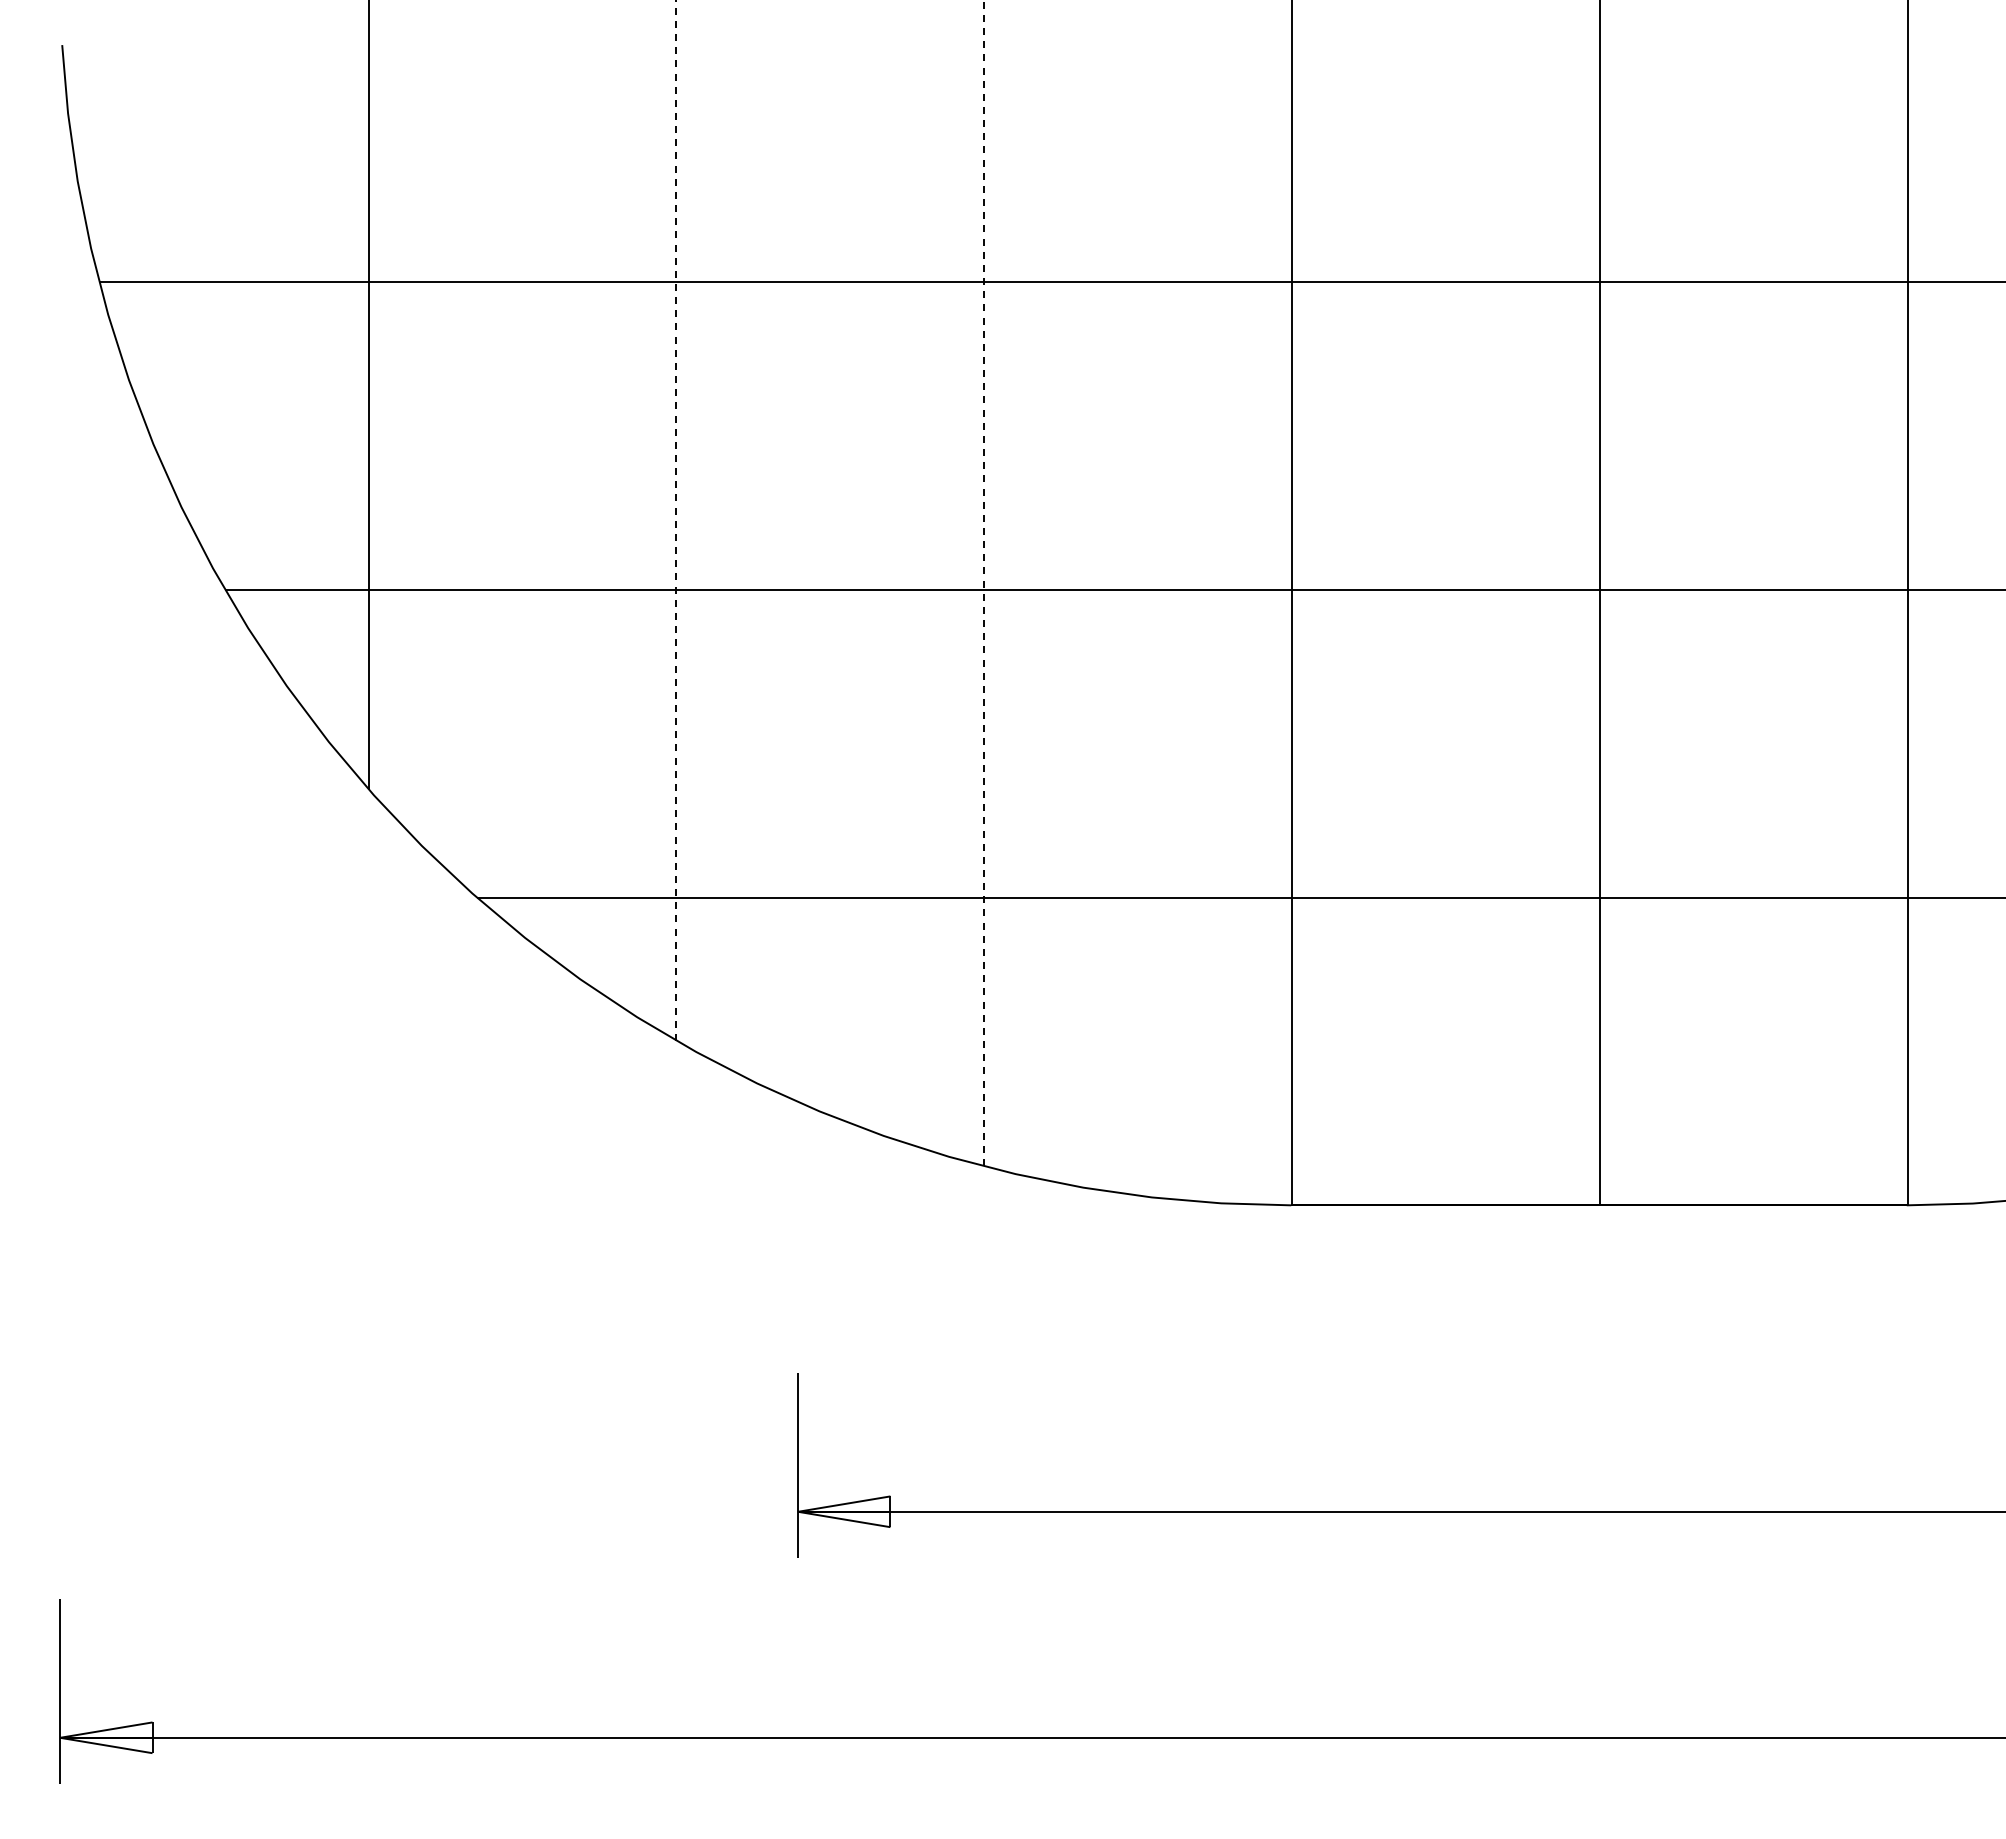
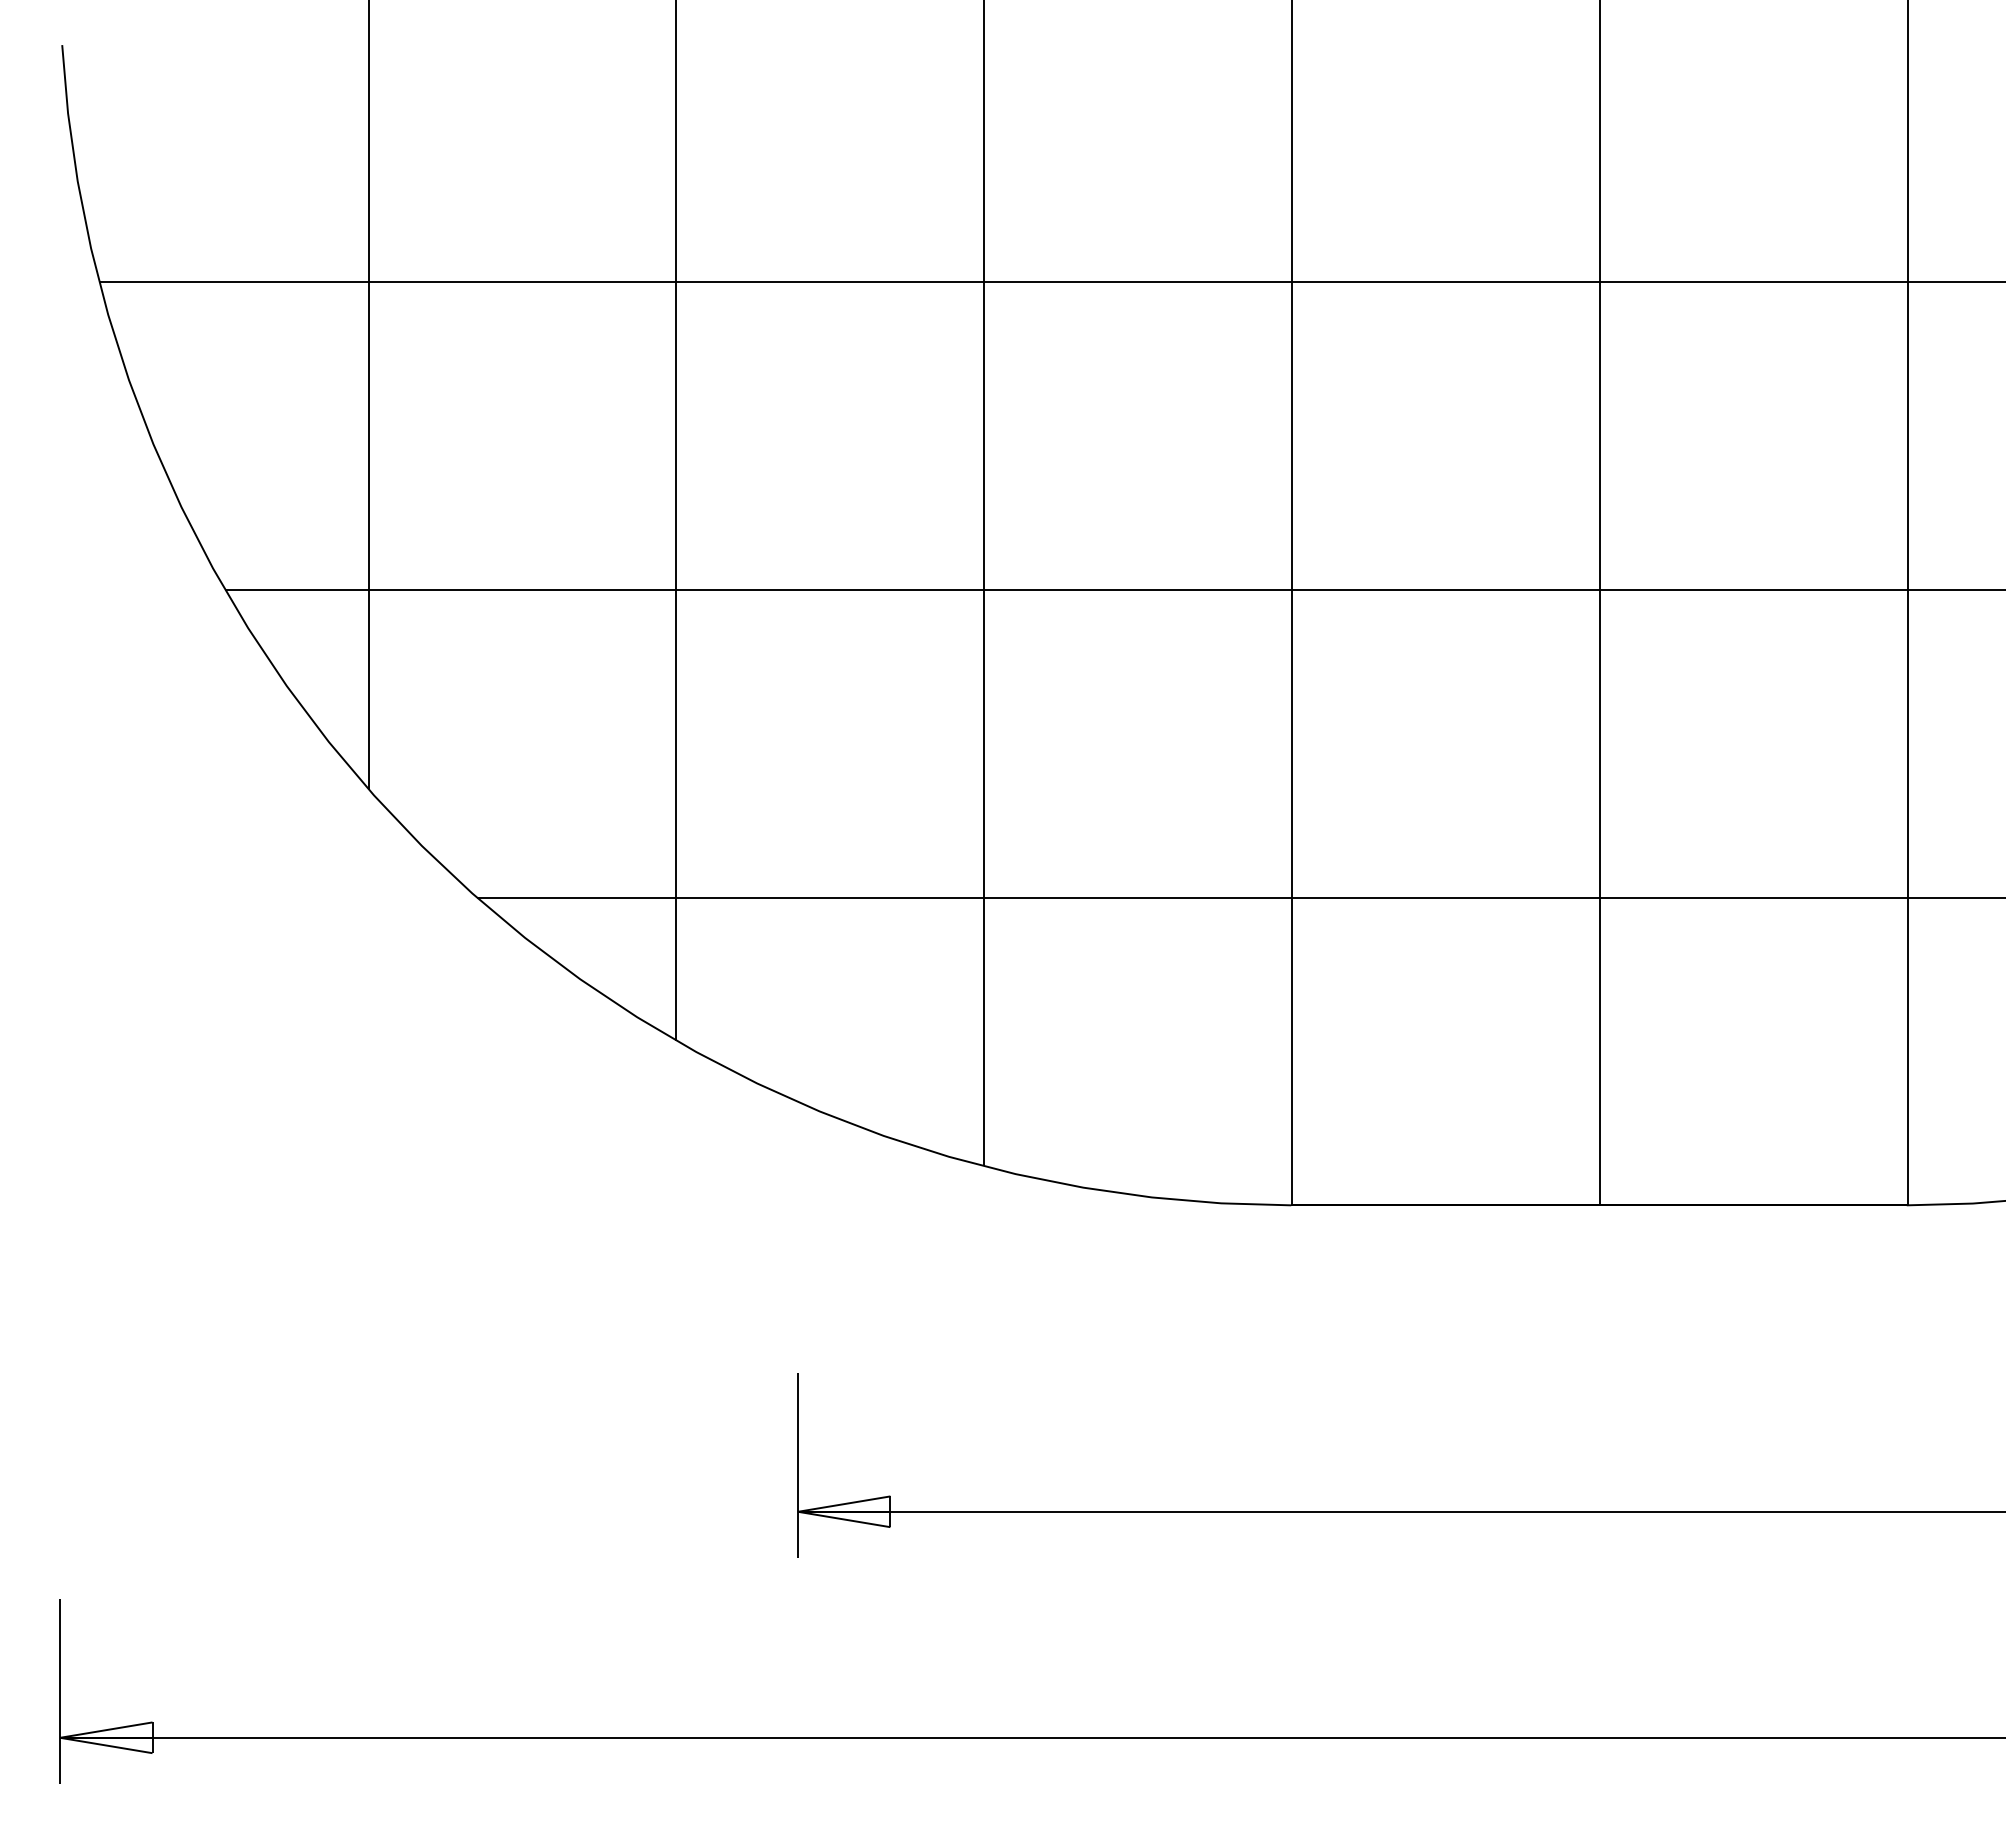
line: dashed -> solid (676, 520)
line: dashed -> solid (984, 583)
